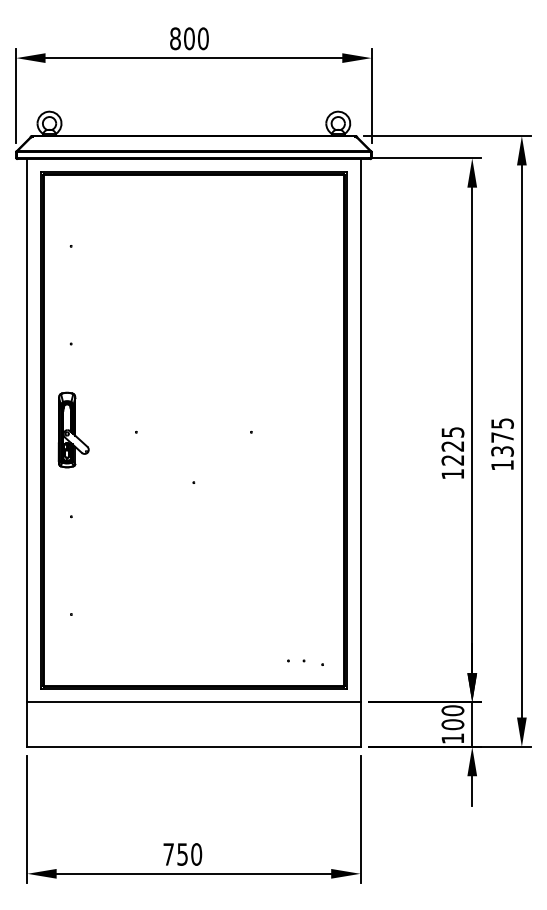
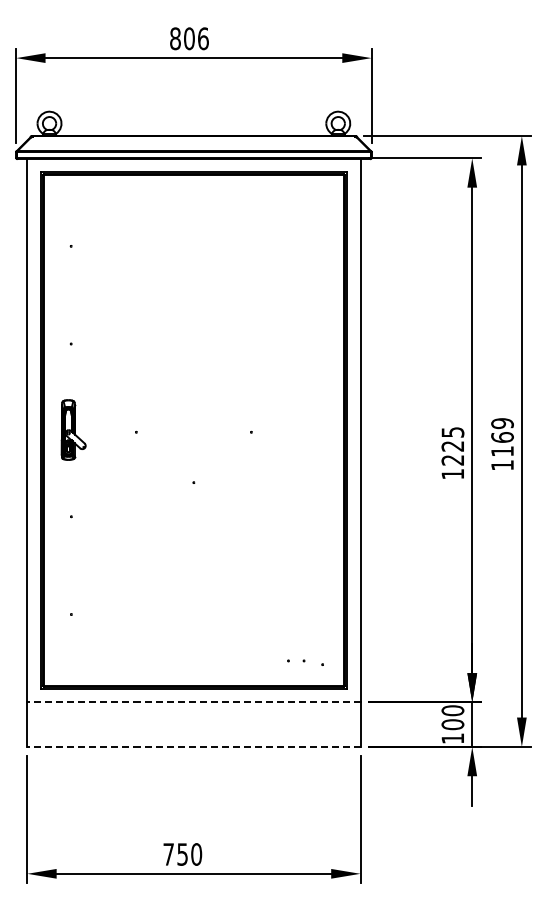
text: 800 -> 806 (203, 38)
part size: 33x78 px -> 27x62 px (73, 429)
text: 1375 -> 1169 (502, 437)
line: solid -> dashed (193, 702)
line: solid -> dashed (193, 746)
